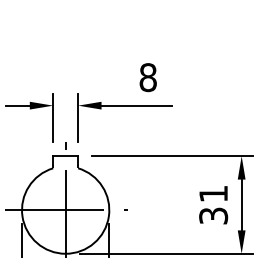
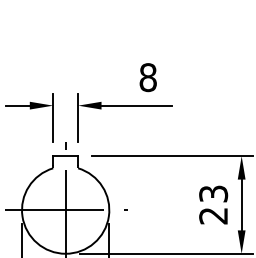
text: 31 -> 23 (213, 204)
